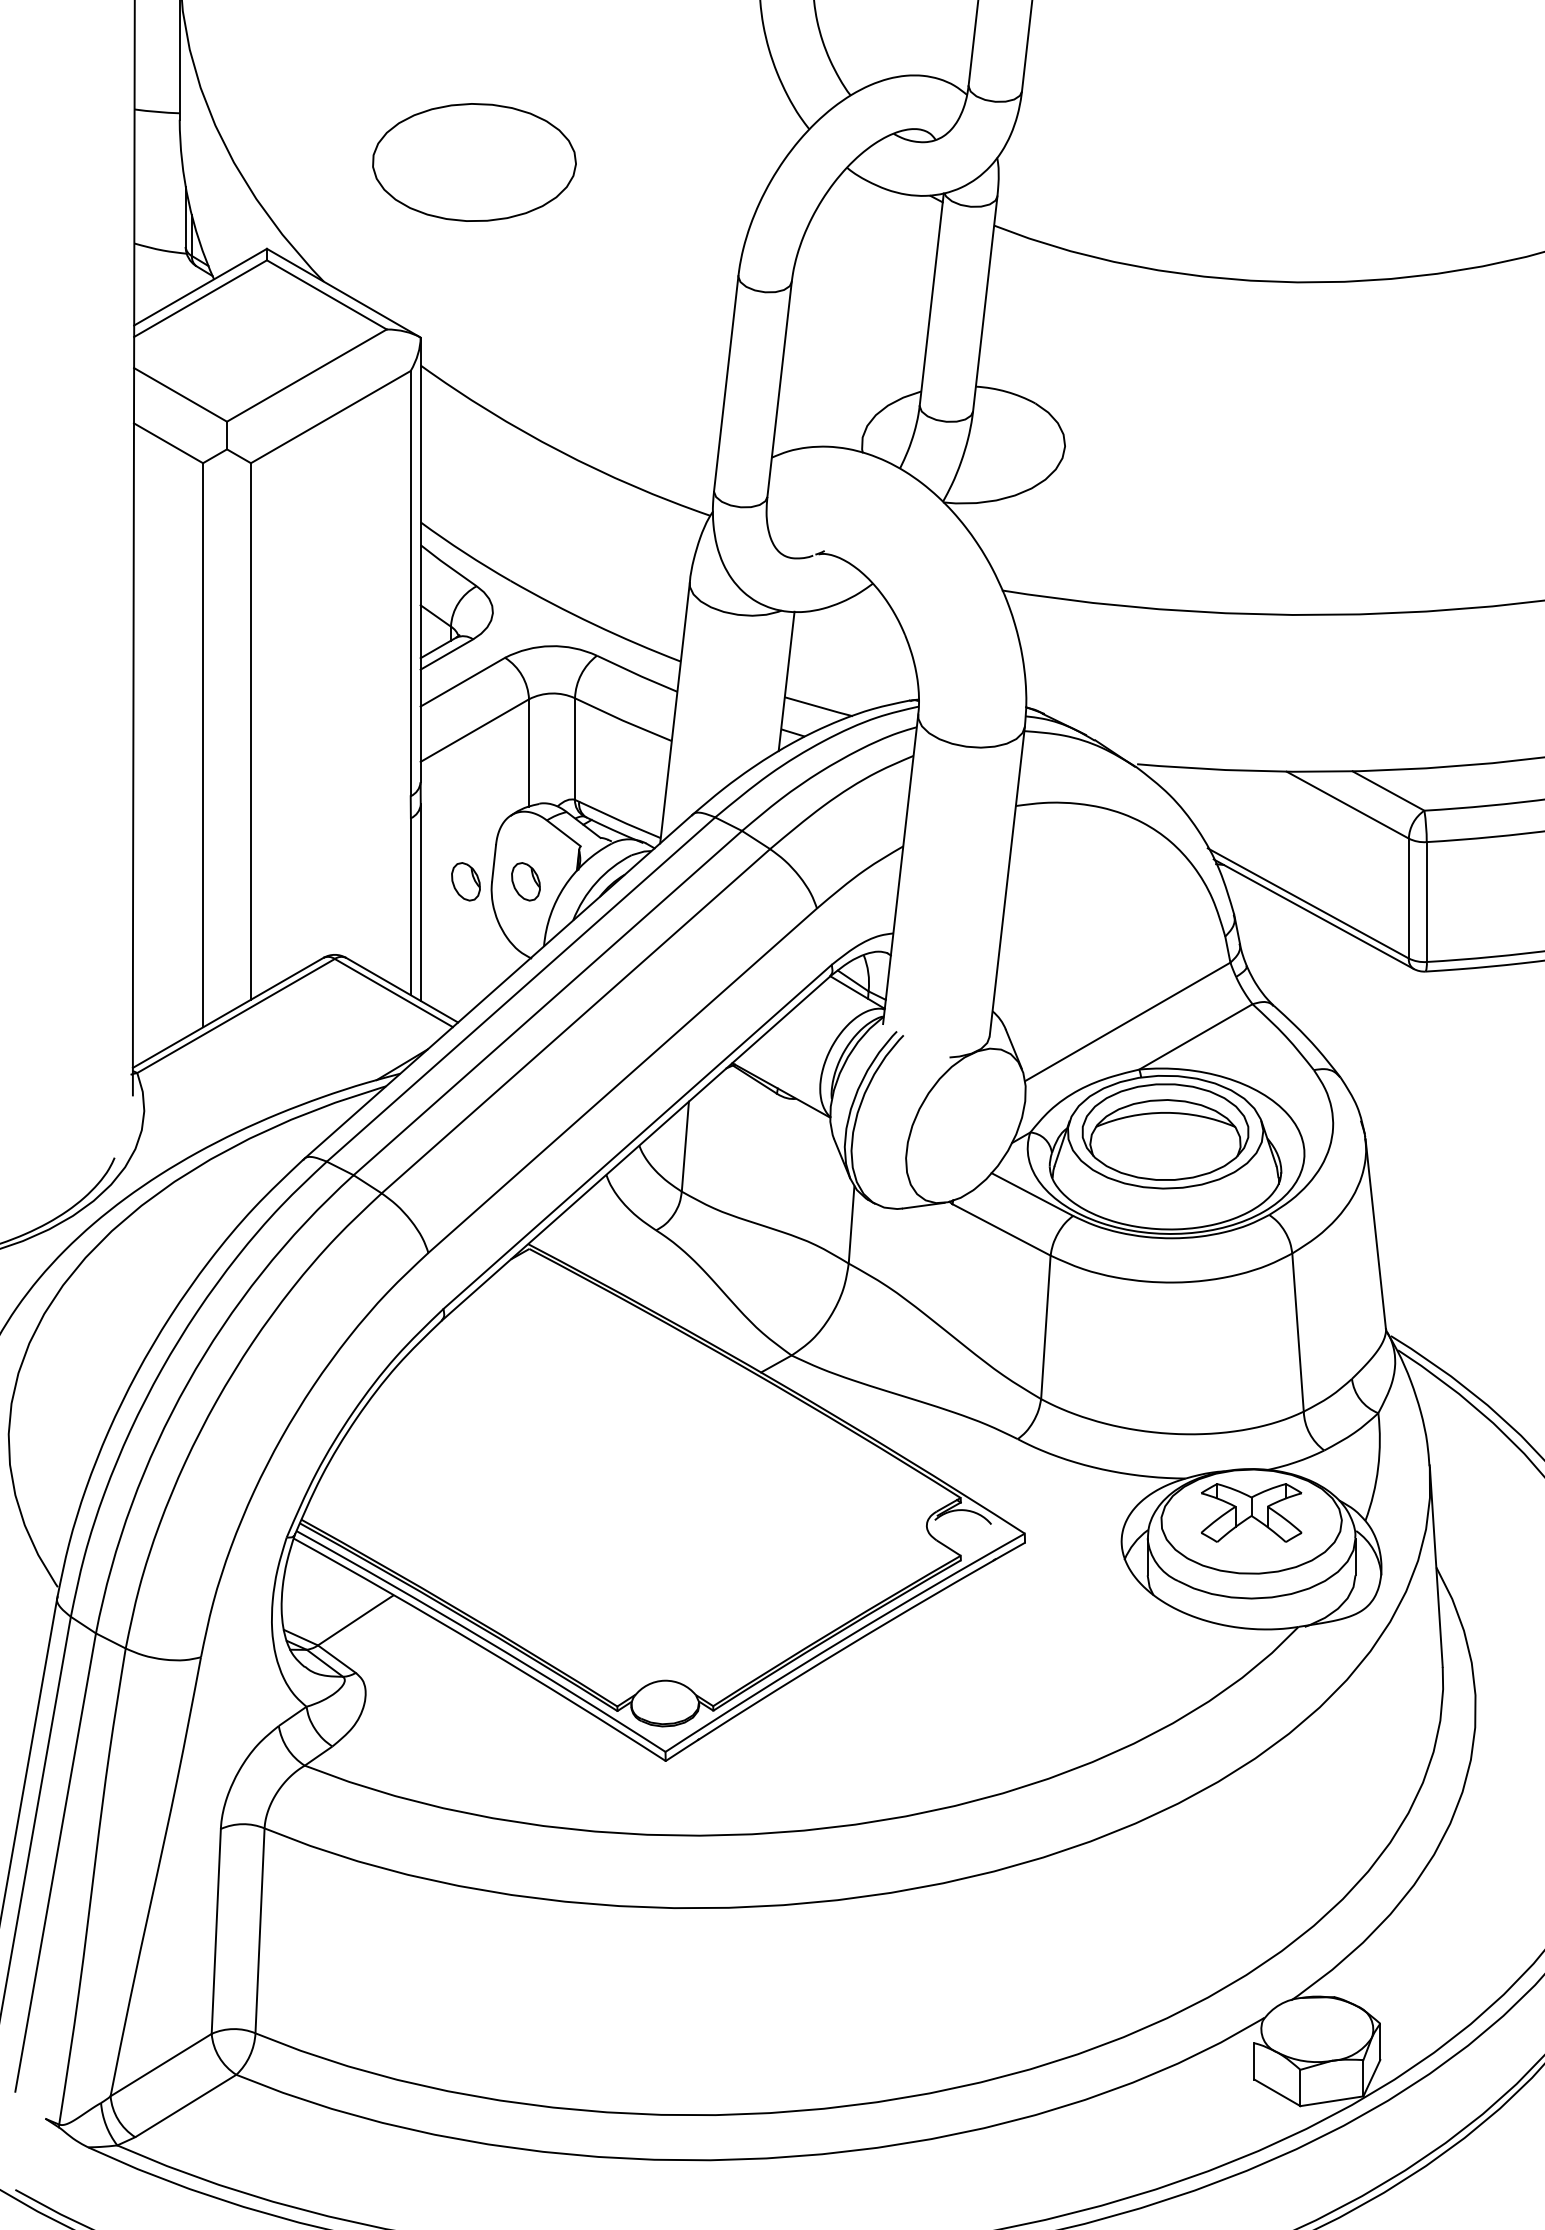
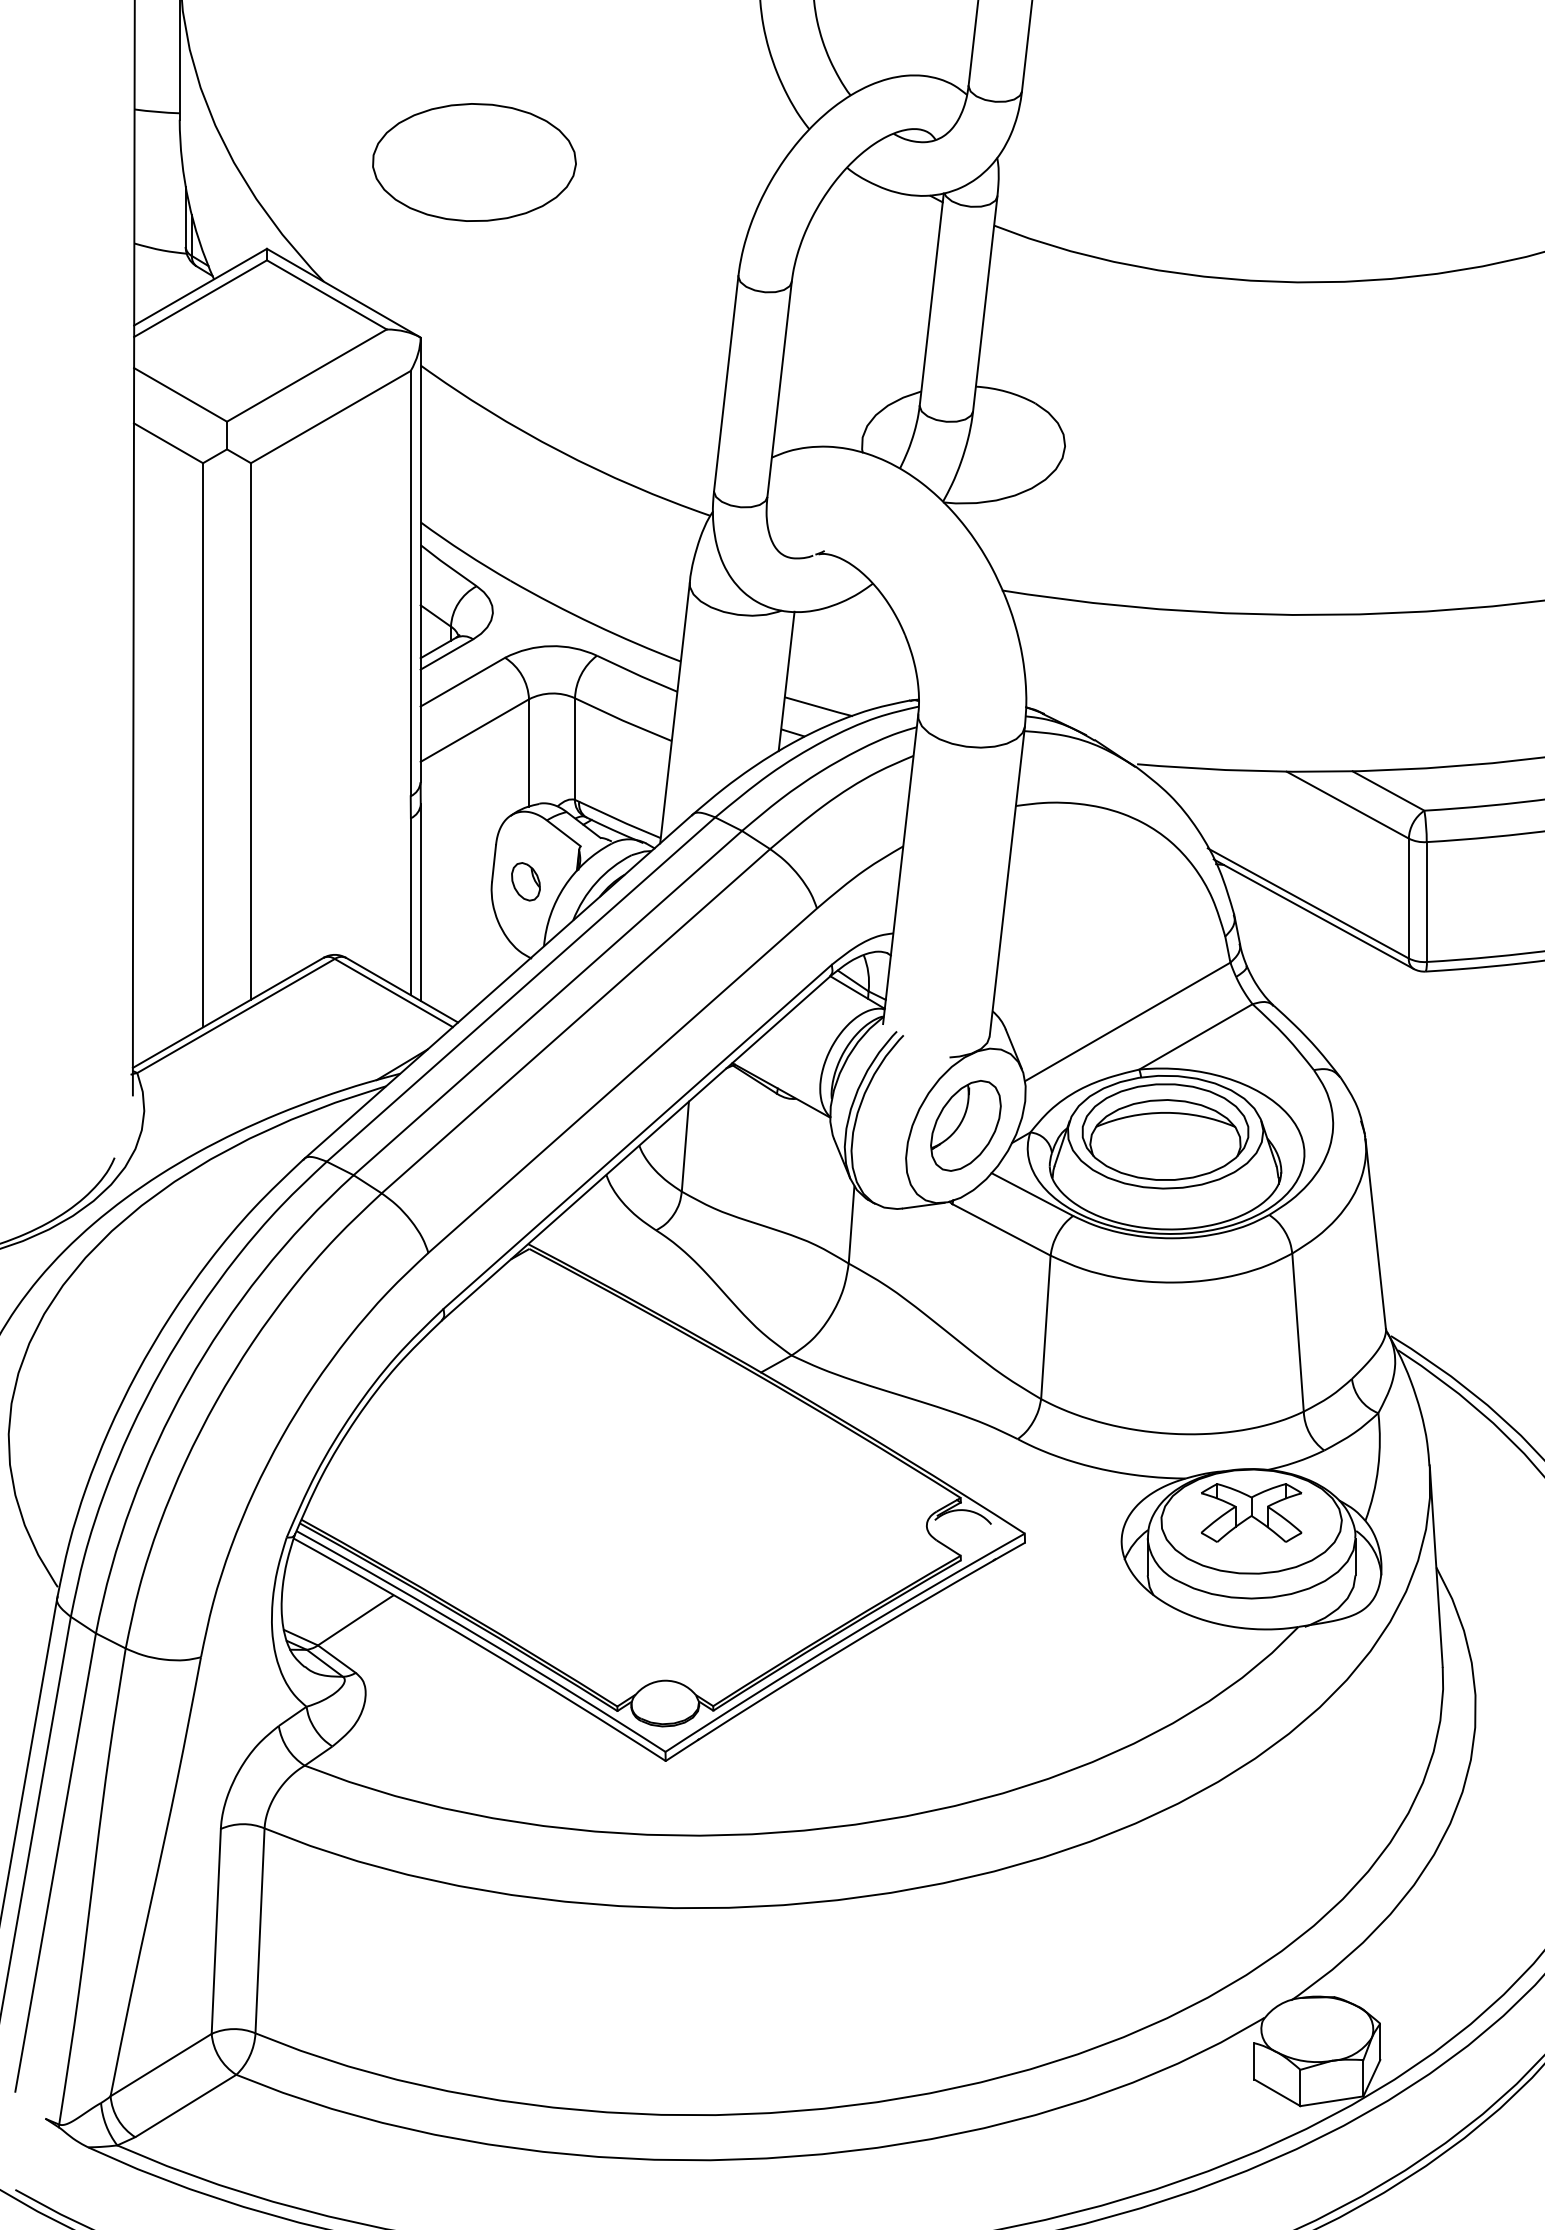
part: present -> none (465, 881)
part: none -> present (965, 1125)
